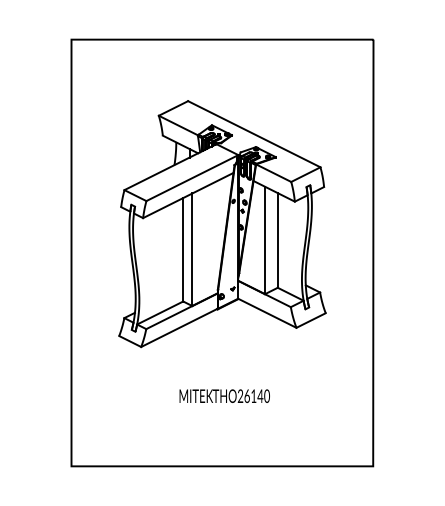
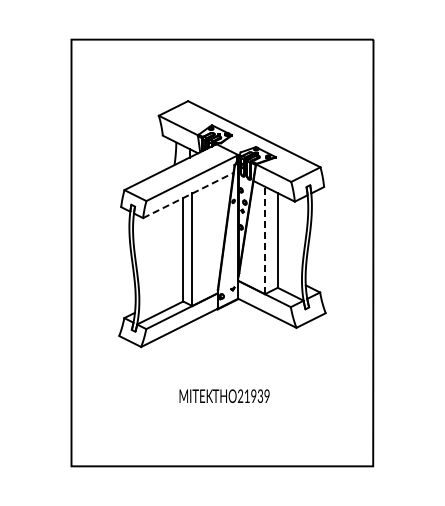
line: solid -> dashed (188, 195)
line: solid -> dashed (264, 240)
text: THO26140 -> THO21939 (256, 396)
